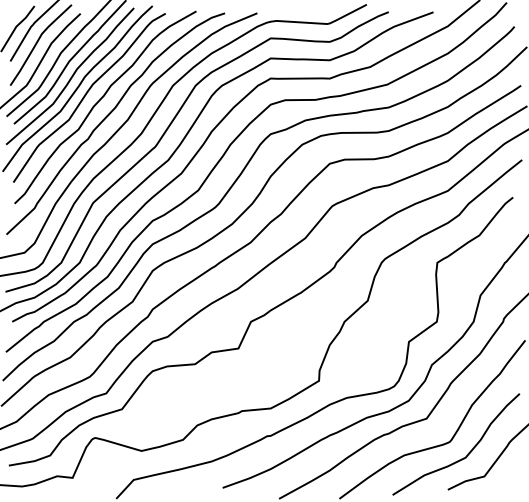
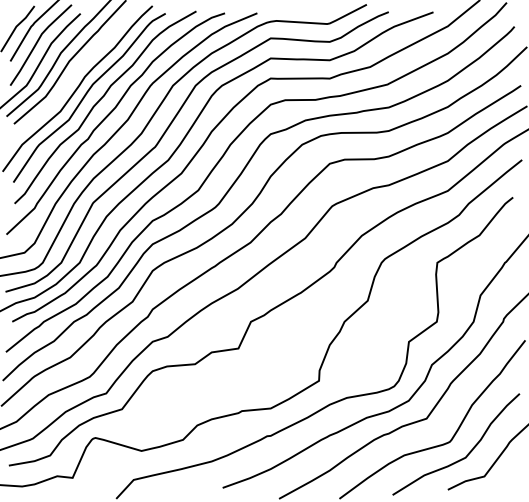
curve: present -> none (71, 76)
